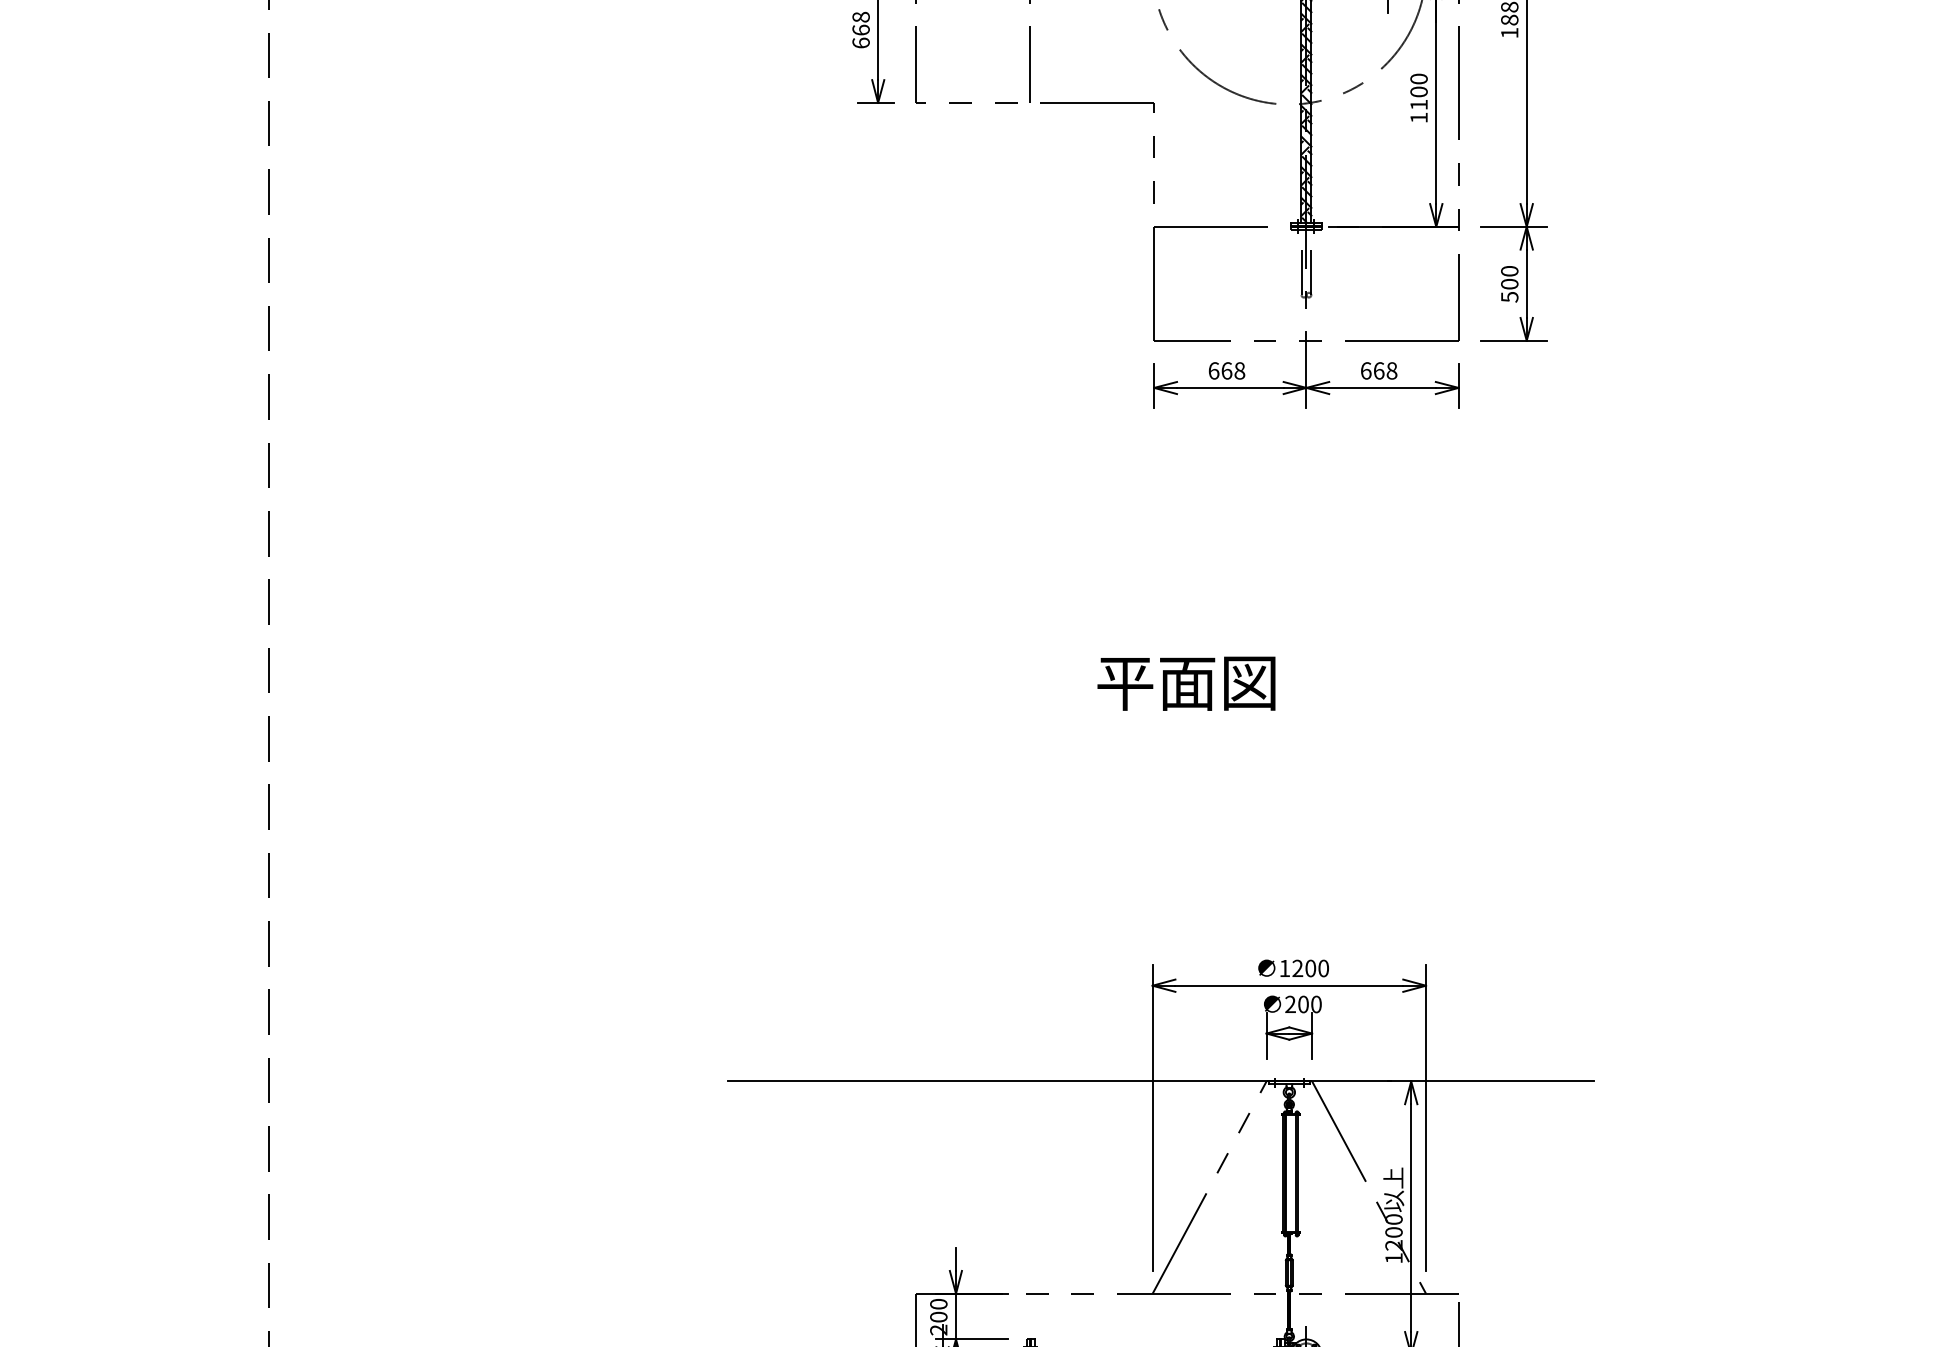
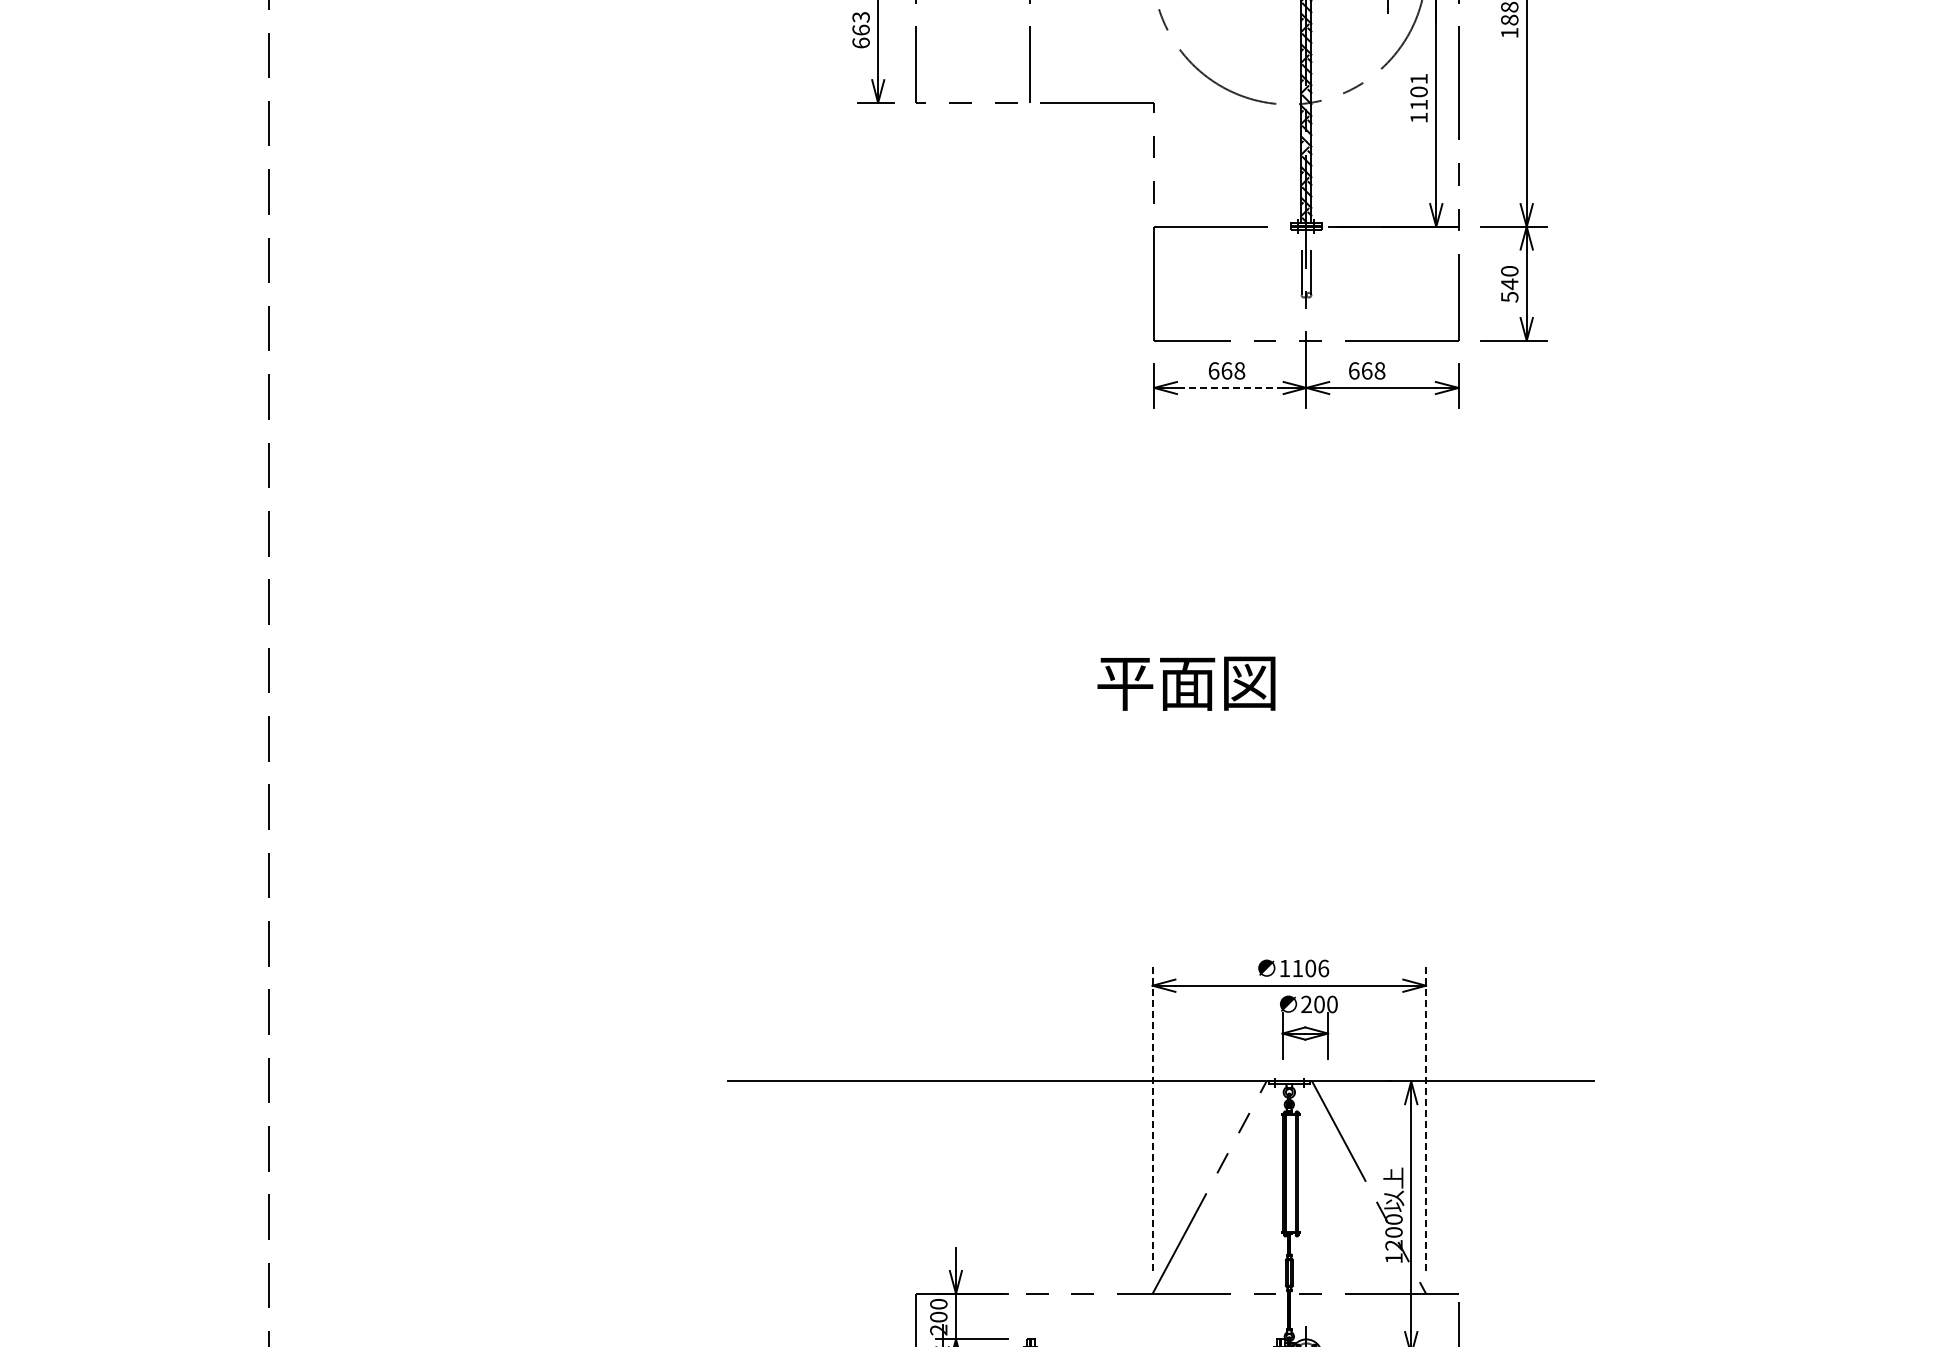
text: 668 -> 663 (860, 16)
text: 1100 -> 1101 (1418, 78)
text: 500 -> 540 (1509, 284)
text position: (1379, 370) -> (1367, 370) (1367, 370)
line: solid -> dashed (1229, 387)
text: 1200 -> 1106 (1310, 968)
part position: (1292, 1027) -> (1308, 1027) (1308, 1027)
line: solid -> dashed (1152, 1118)
line: solid -> dashed (1426, 1118)
